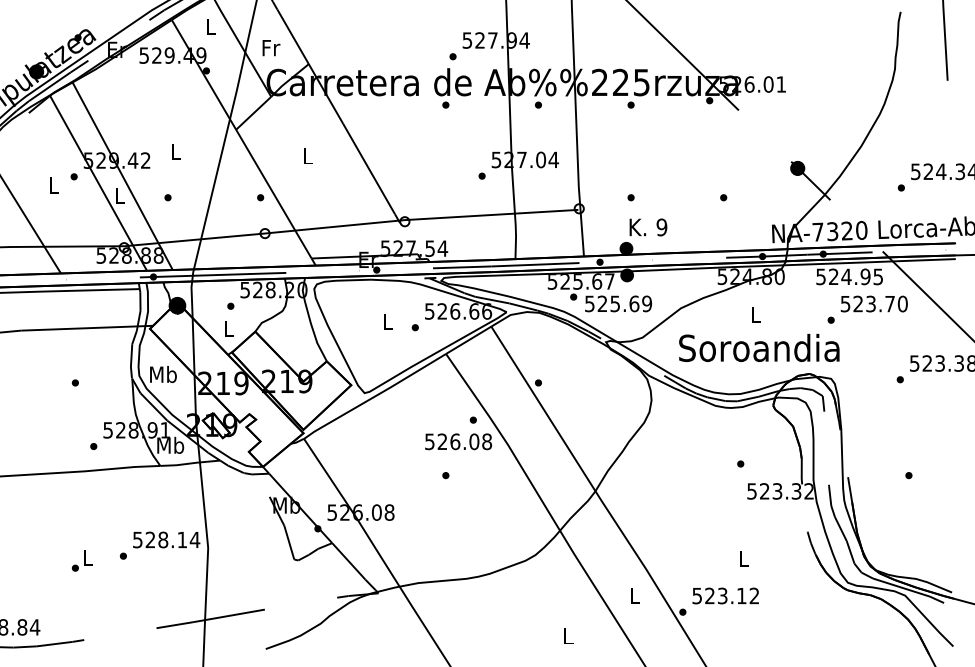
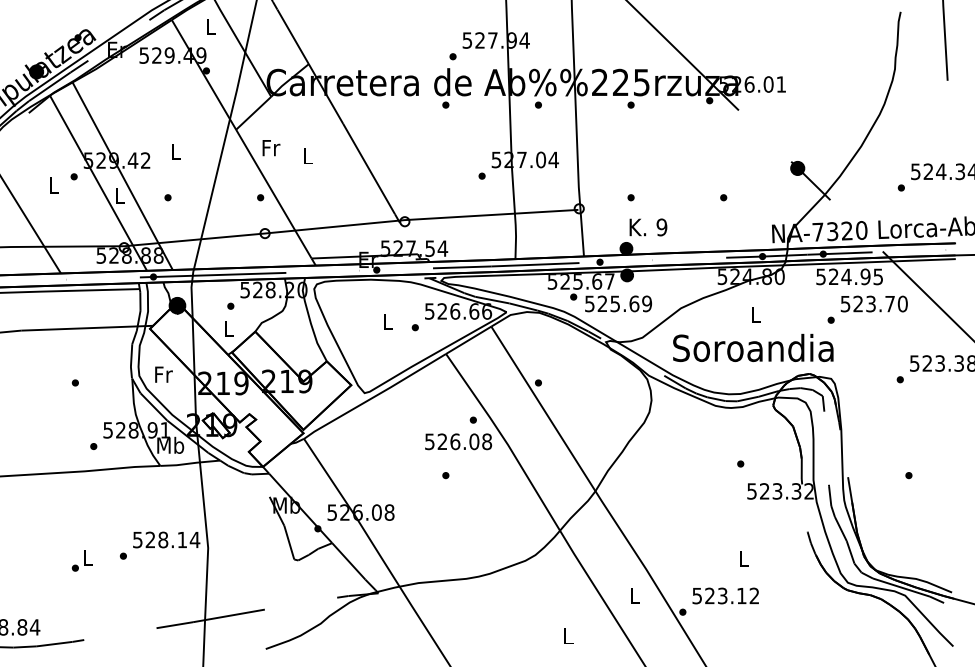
text position: (271, 48) -> (271, 148) (271, 148)
text position: (759, 347) -> (753, 347) (753, 347)
text: Mb -> Fr (163, 374)
